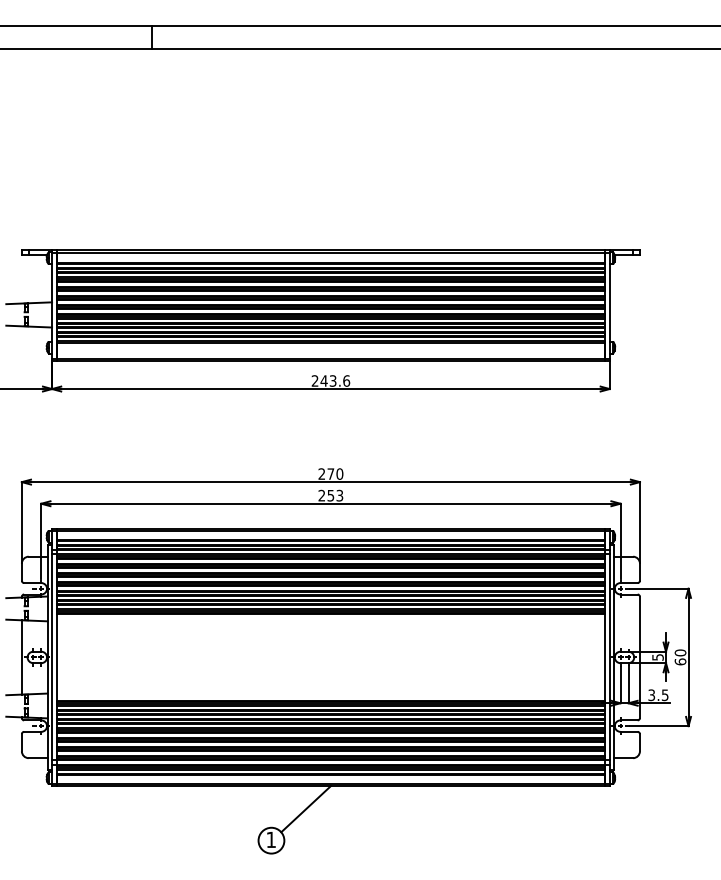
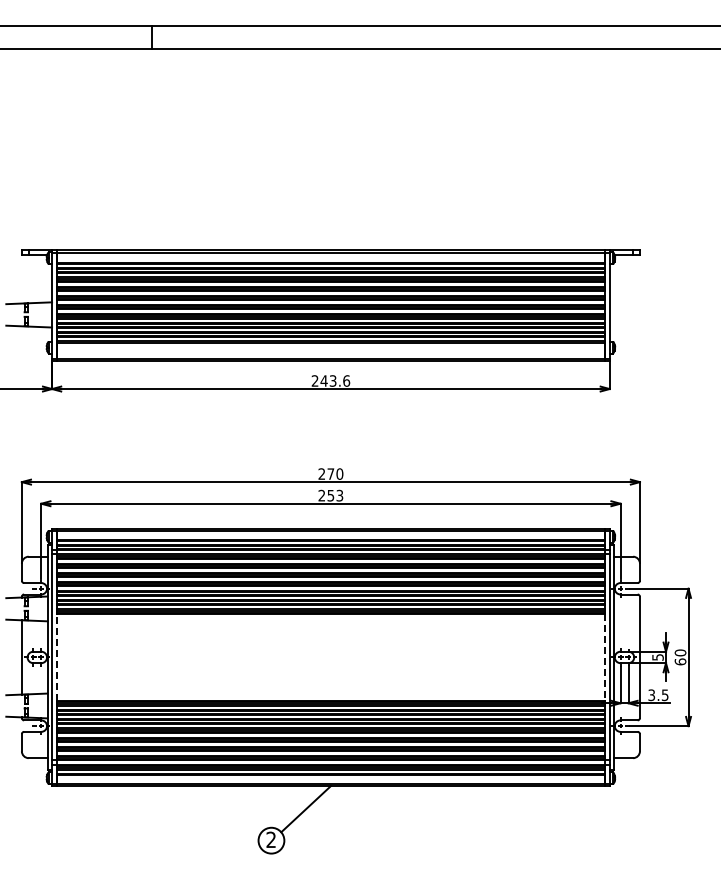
line: solid -> dashed (57, 656)
line: solid -> dashed (604, 657)
text: 1 -> 2 (270, 839)
